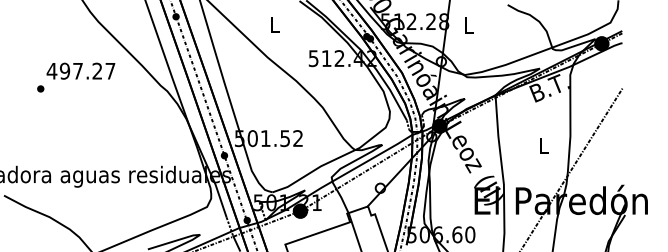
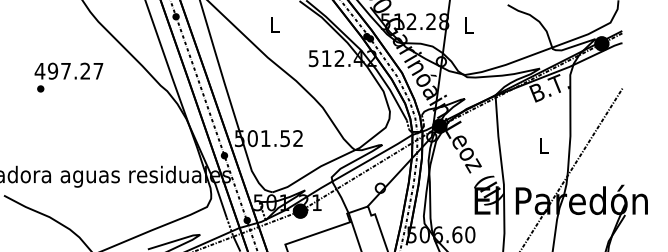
text position: (80, 70) -> (68, 70) (68, 70)
